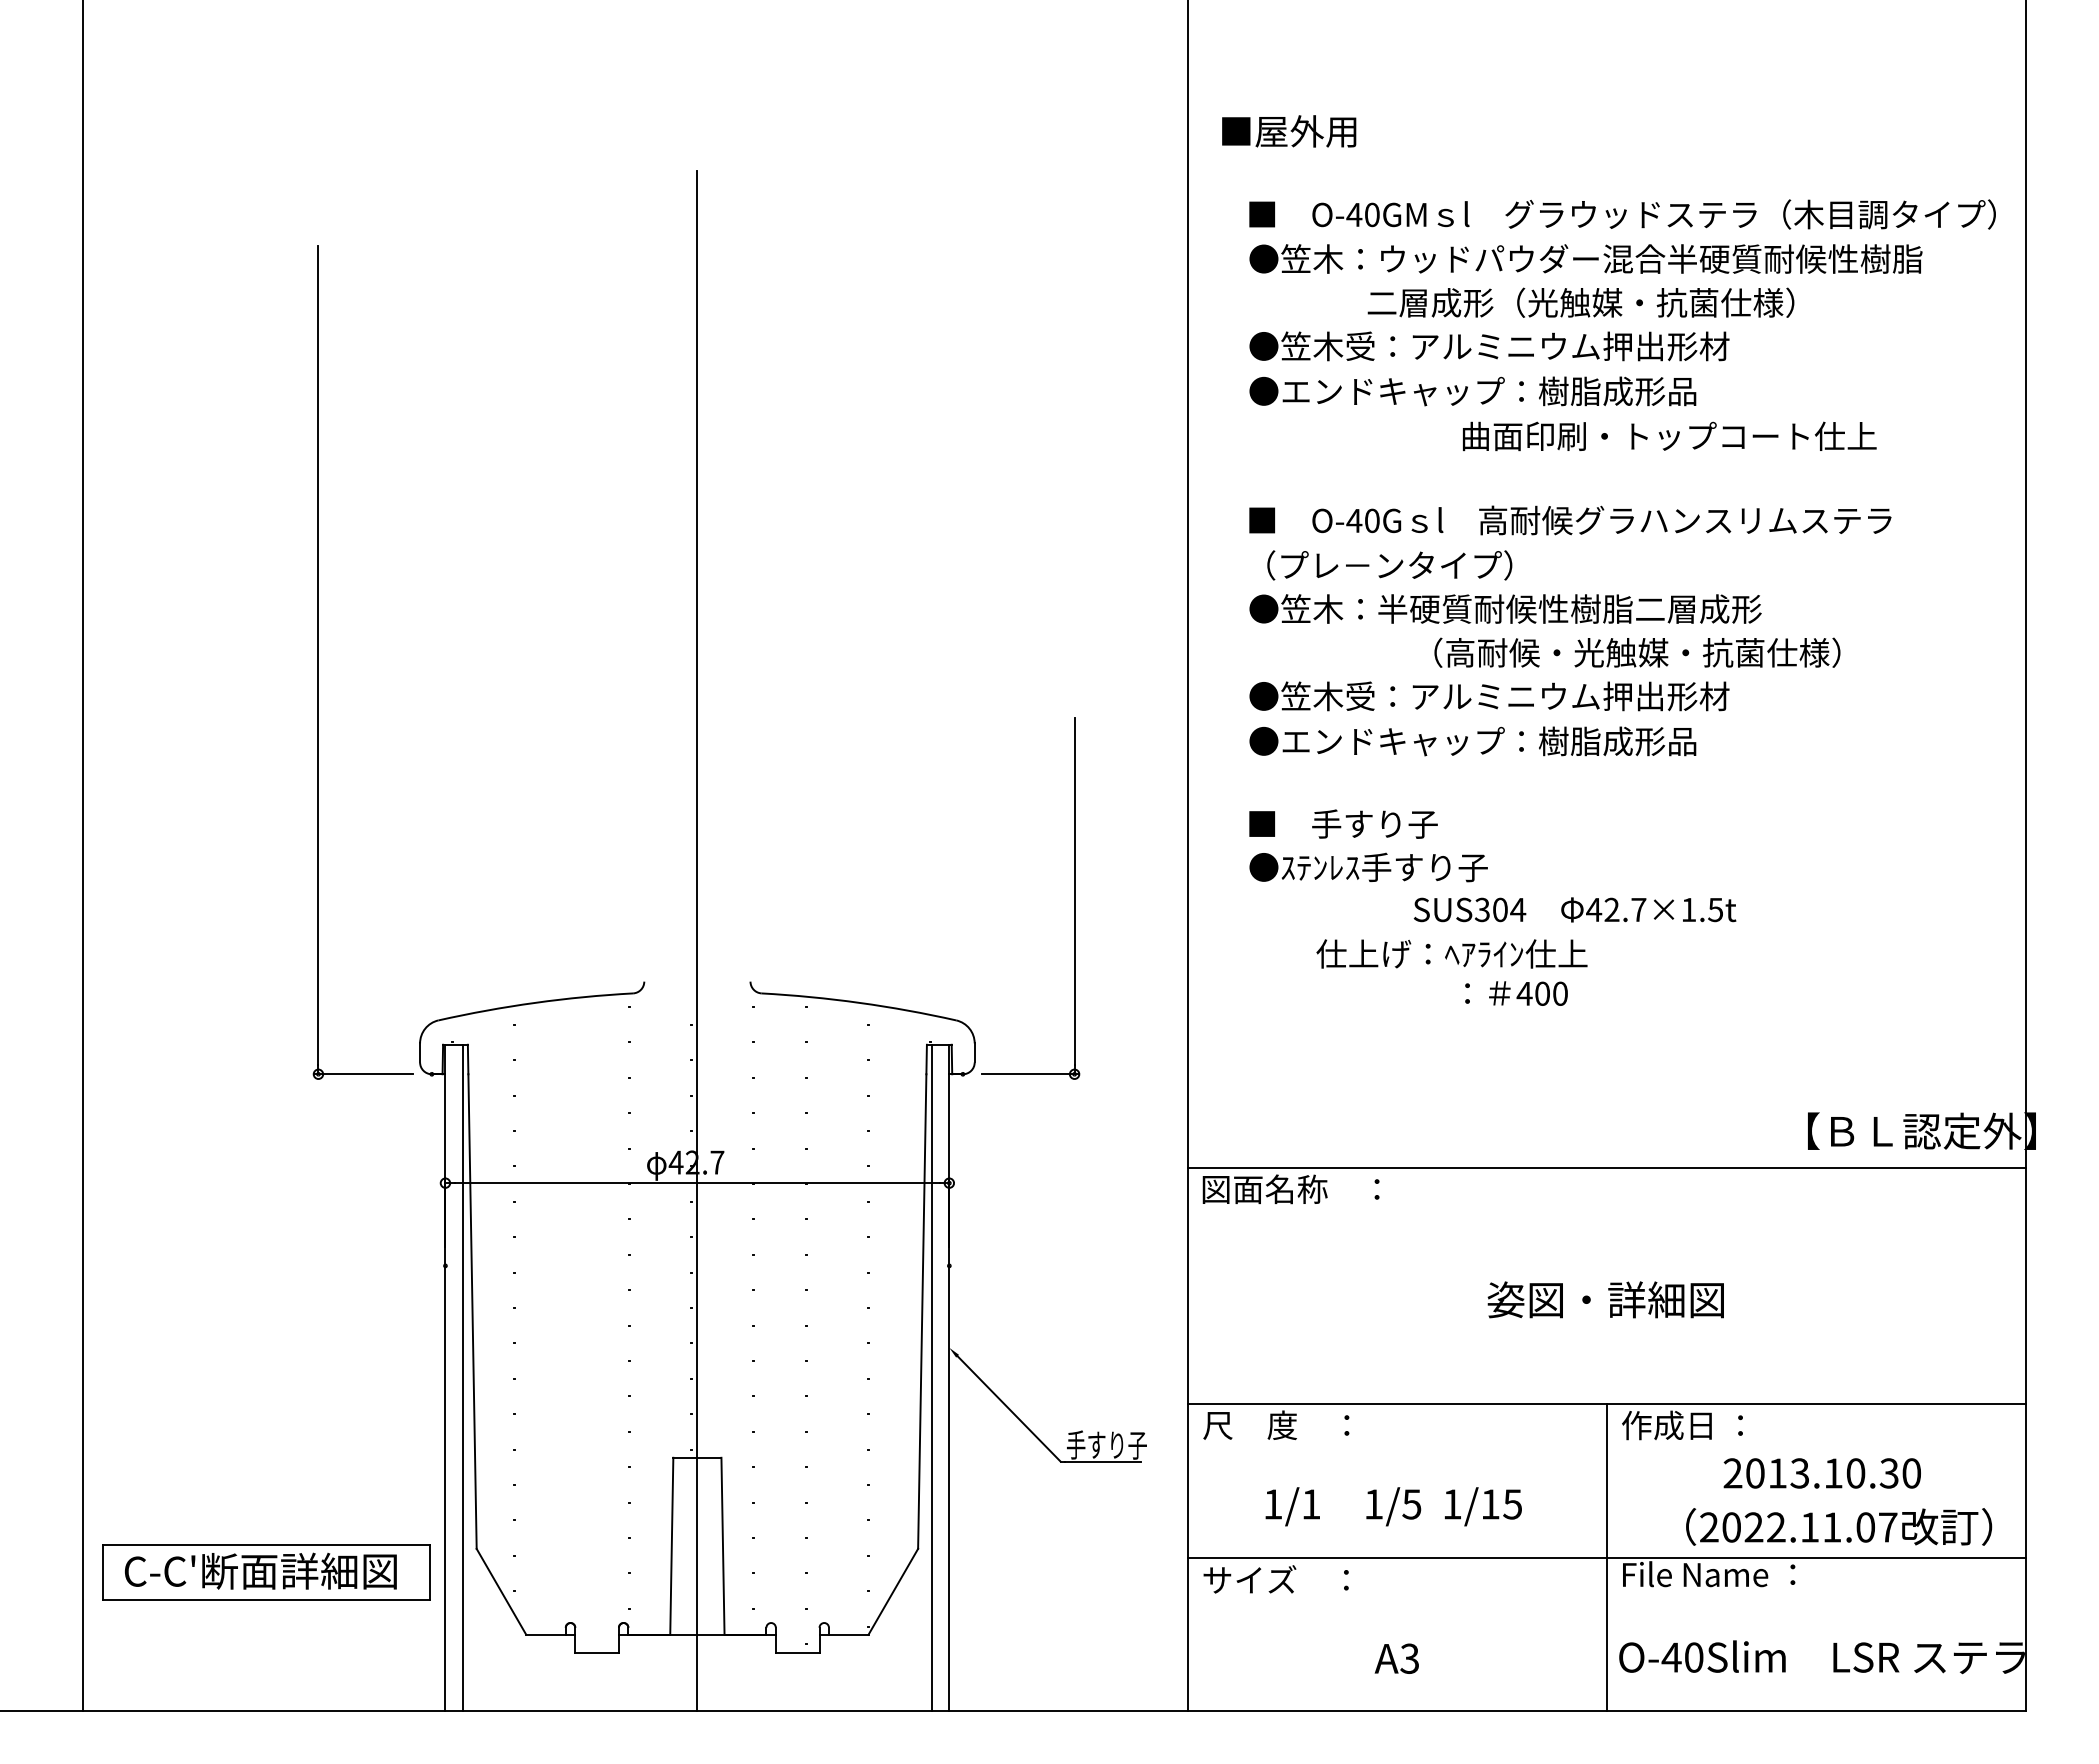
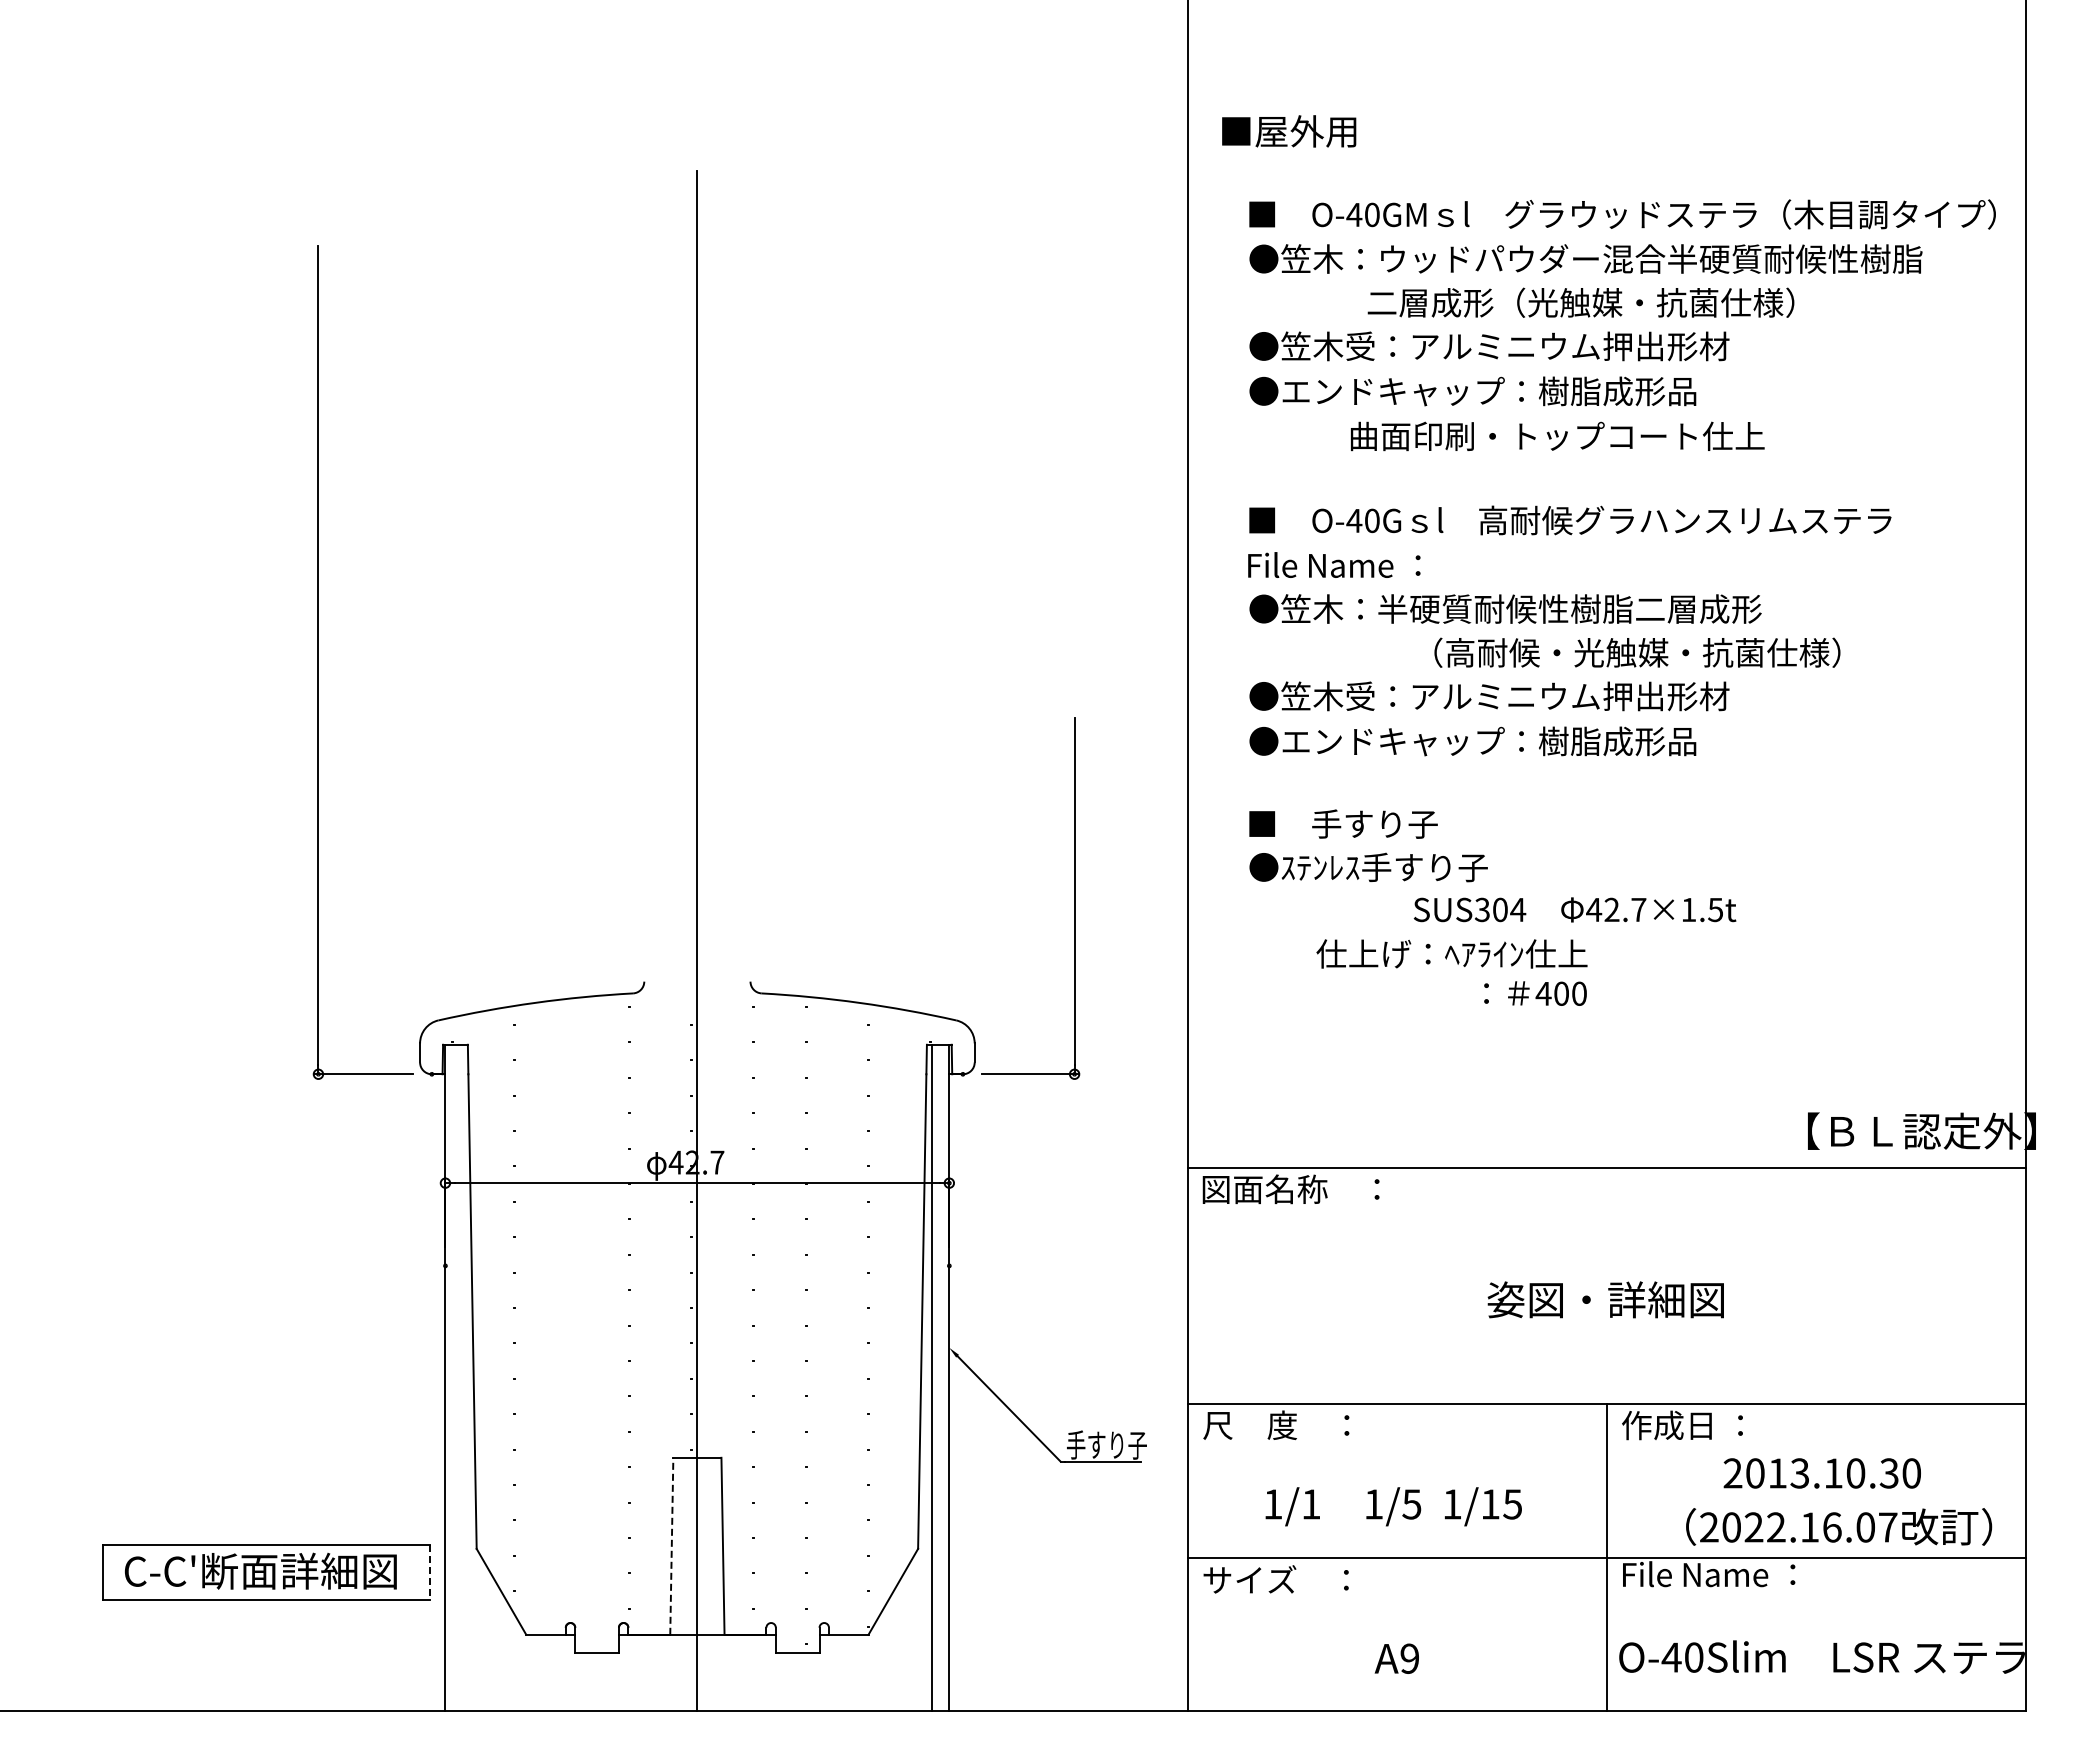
text position: (1669, 436) -> (1557, 436) (1557, 436)
text: （プレ－ンタイプ） -> File Name ： (1380, 565)
line: present -> none (83, 856)
text position: (1516, 993) -> (1535, 993) (1535, 993)
line: present -> none (463, 1377)
text: 2022.11.07 -> 2022.16.07 (1832, 1527)
line: solid -> dashed (671, 1546)
line: solid -> dashed (430, 1573)
text: A3 -> A9 (1409, 1658)
